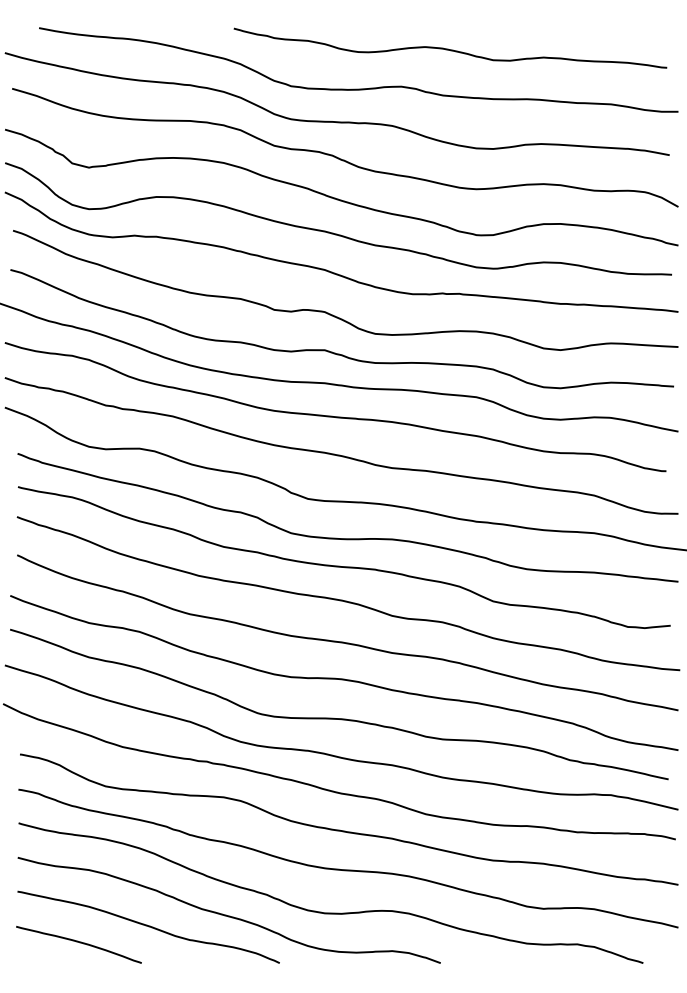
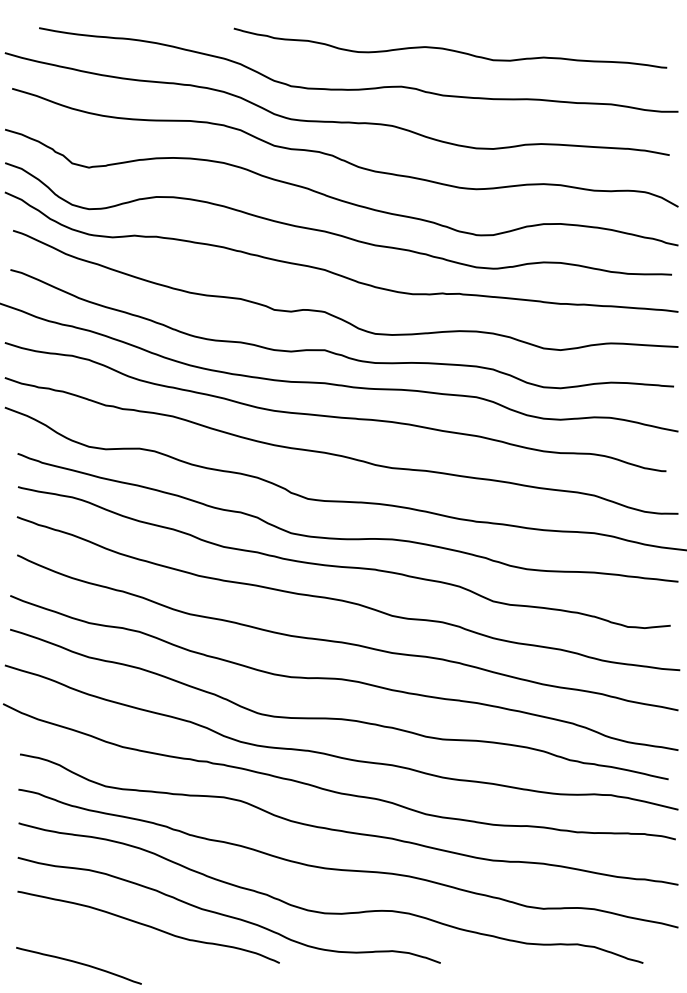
curve position: (79, 943) -> (79, 964) (79, 964)
